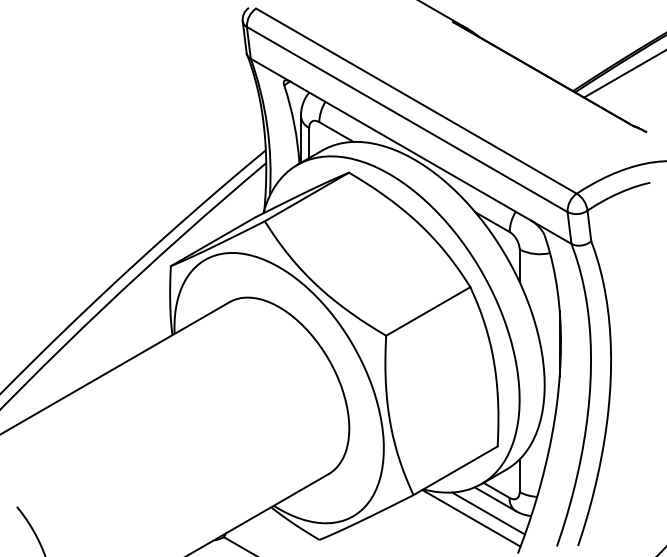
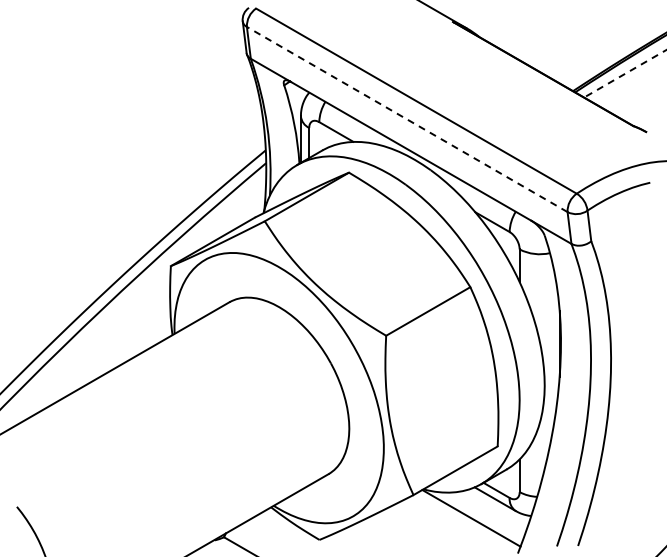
line: solid -> dashed (624, 74)
line: solid -> dashed (406, 119)
line: present -> none (488, 513)
